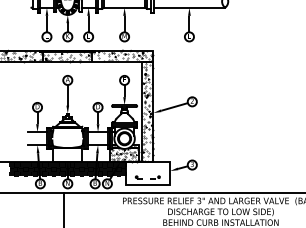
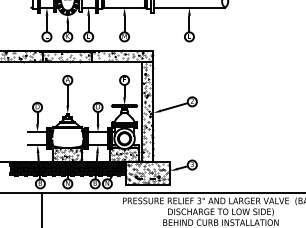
hatch: none -> present (67, 155)
hatch: none -> present (147, 173)
line position: (63, 208) -> (41, 208) (41, 208)
